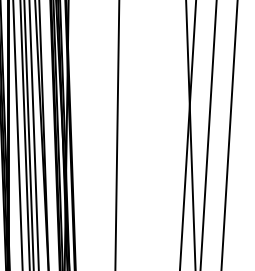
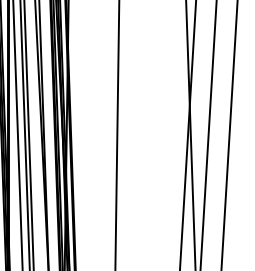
line: present -> none (33, 134)
